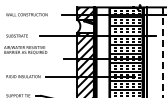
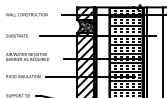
hatch: none -> present (85, 25)
text position: (25, 50) -> (27, 57) (27, 57)
line: dashed -> solid (163, 52)
